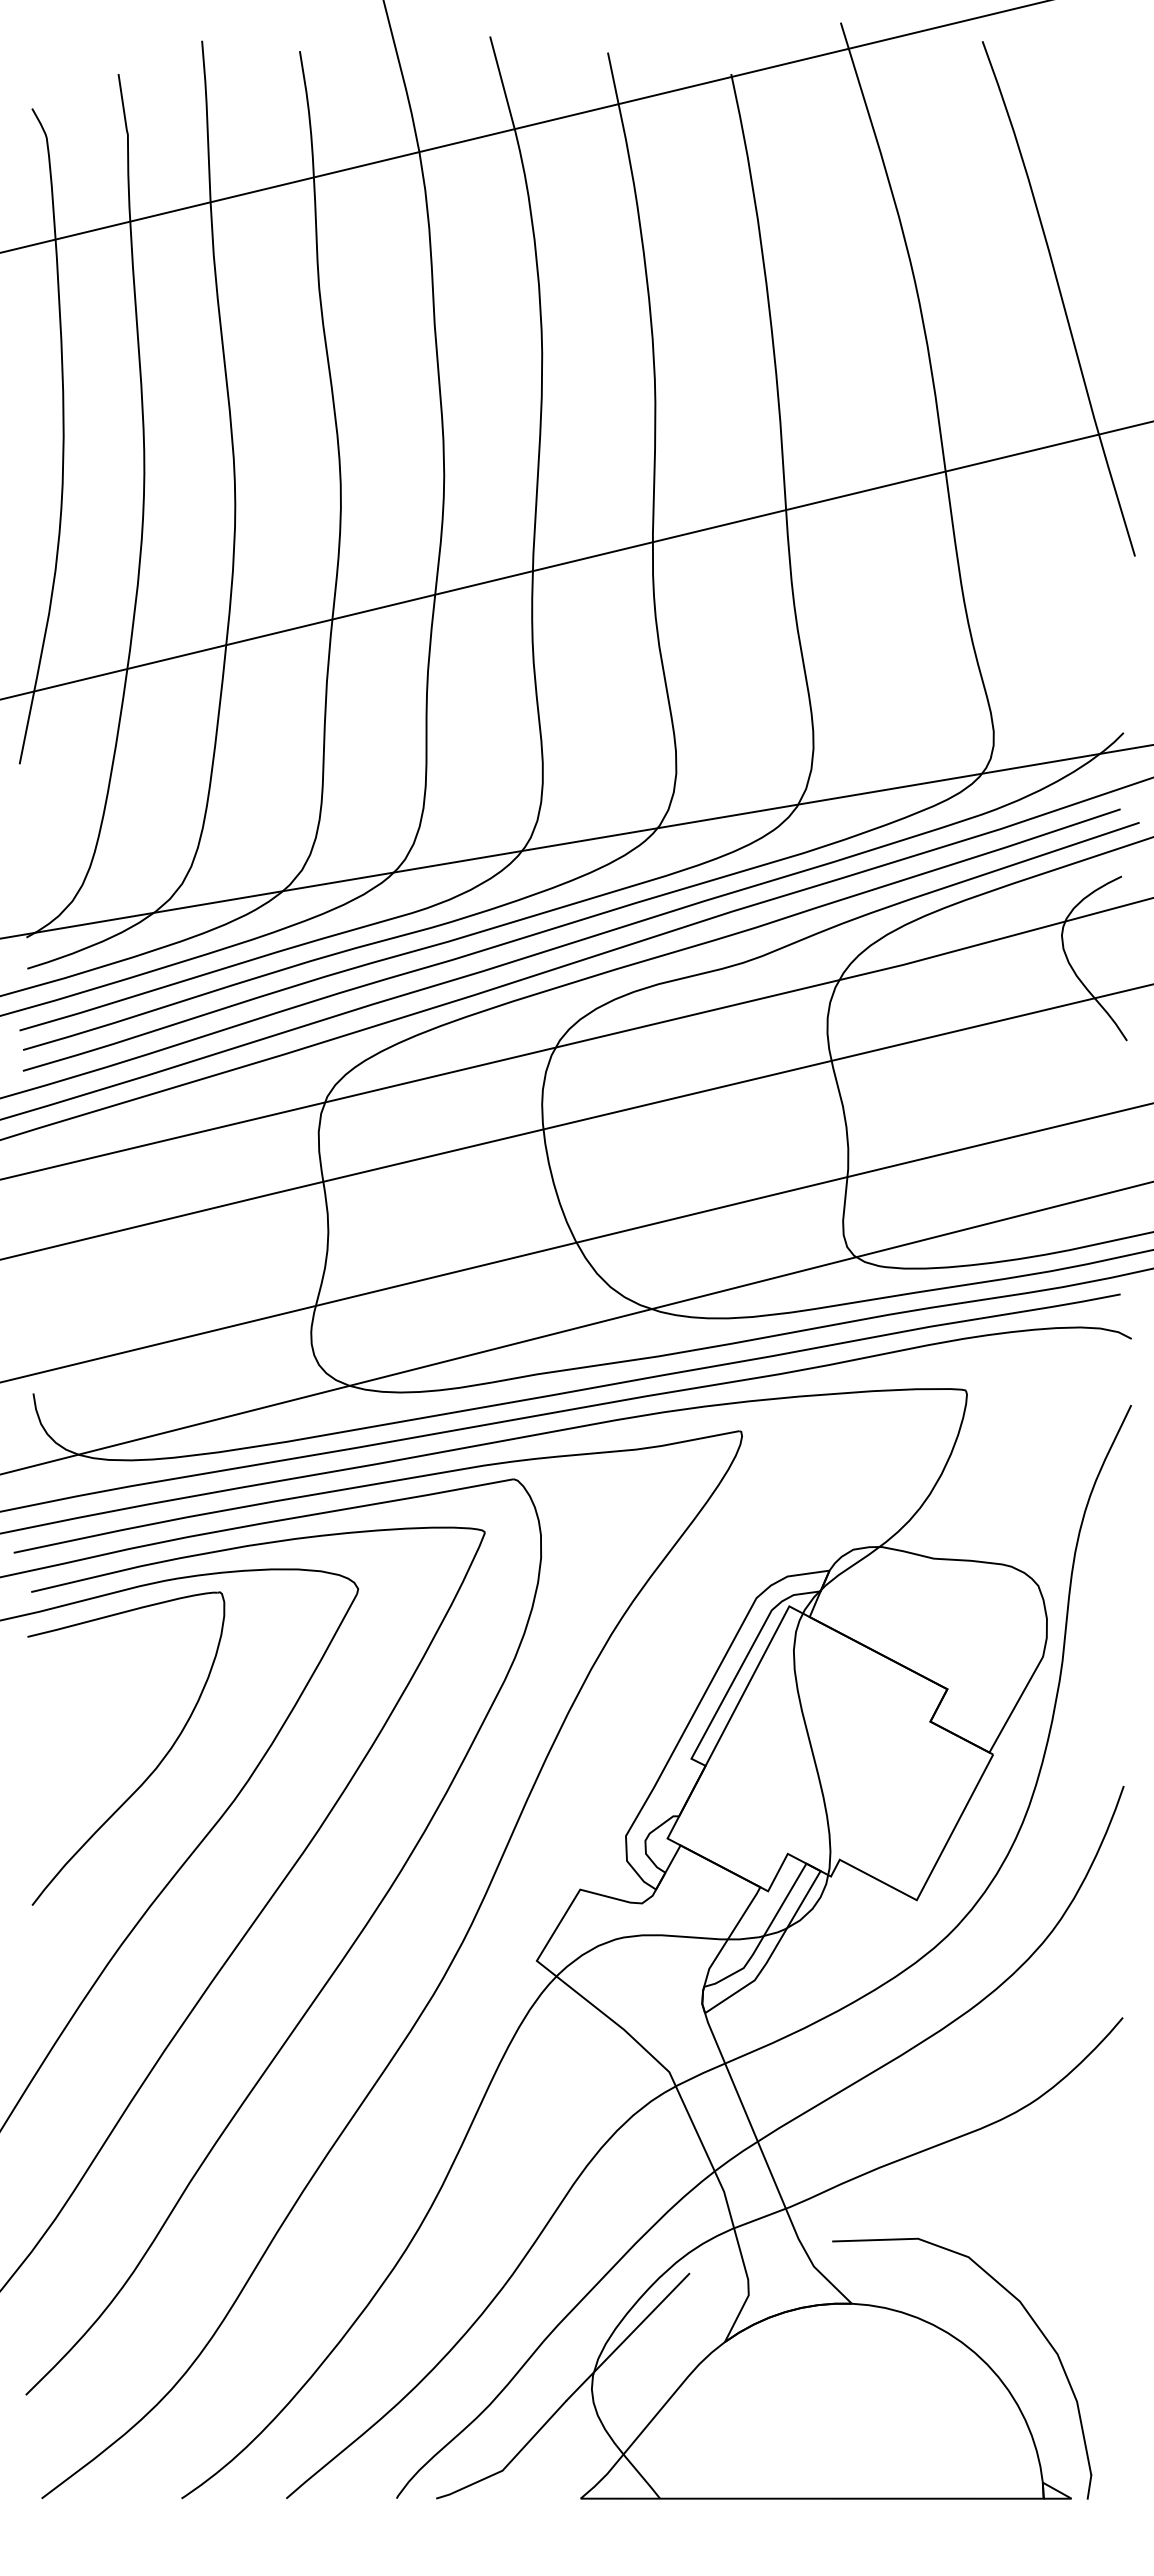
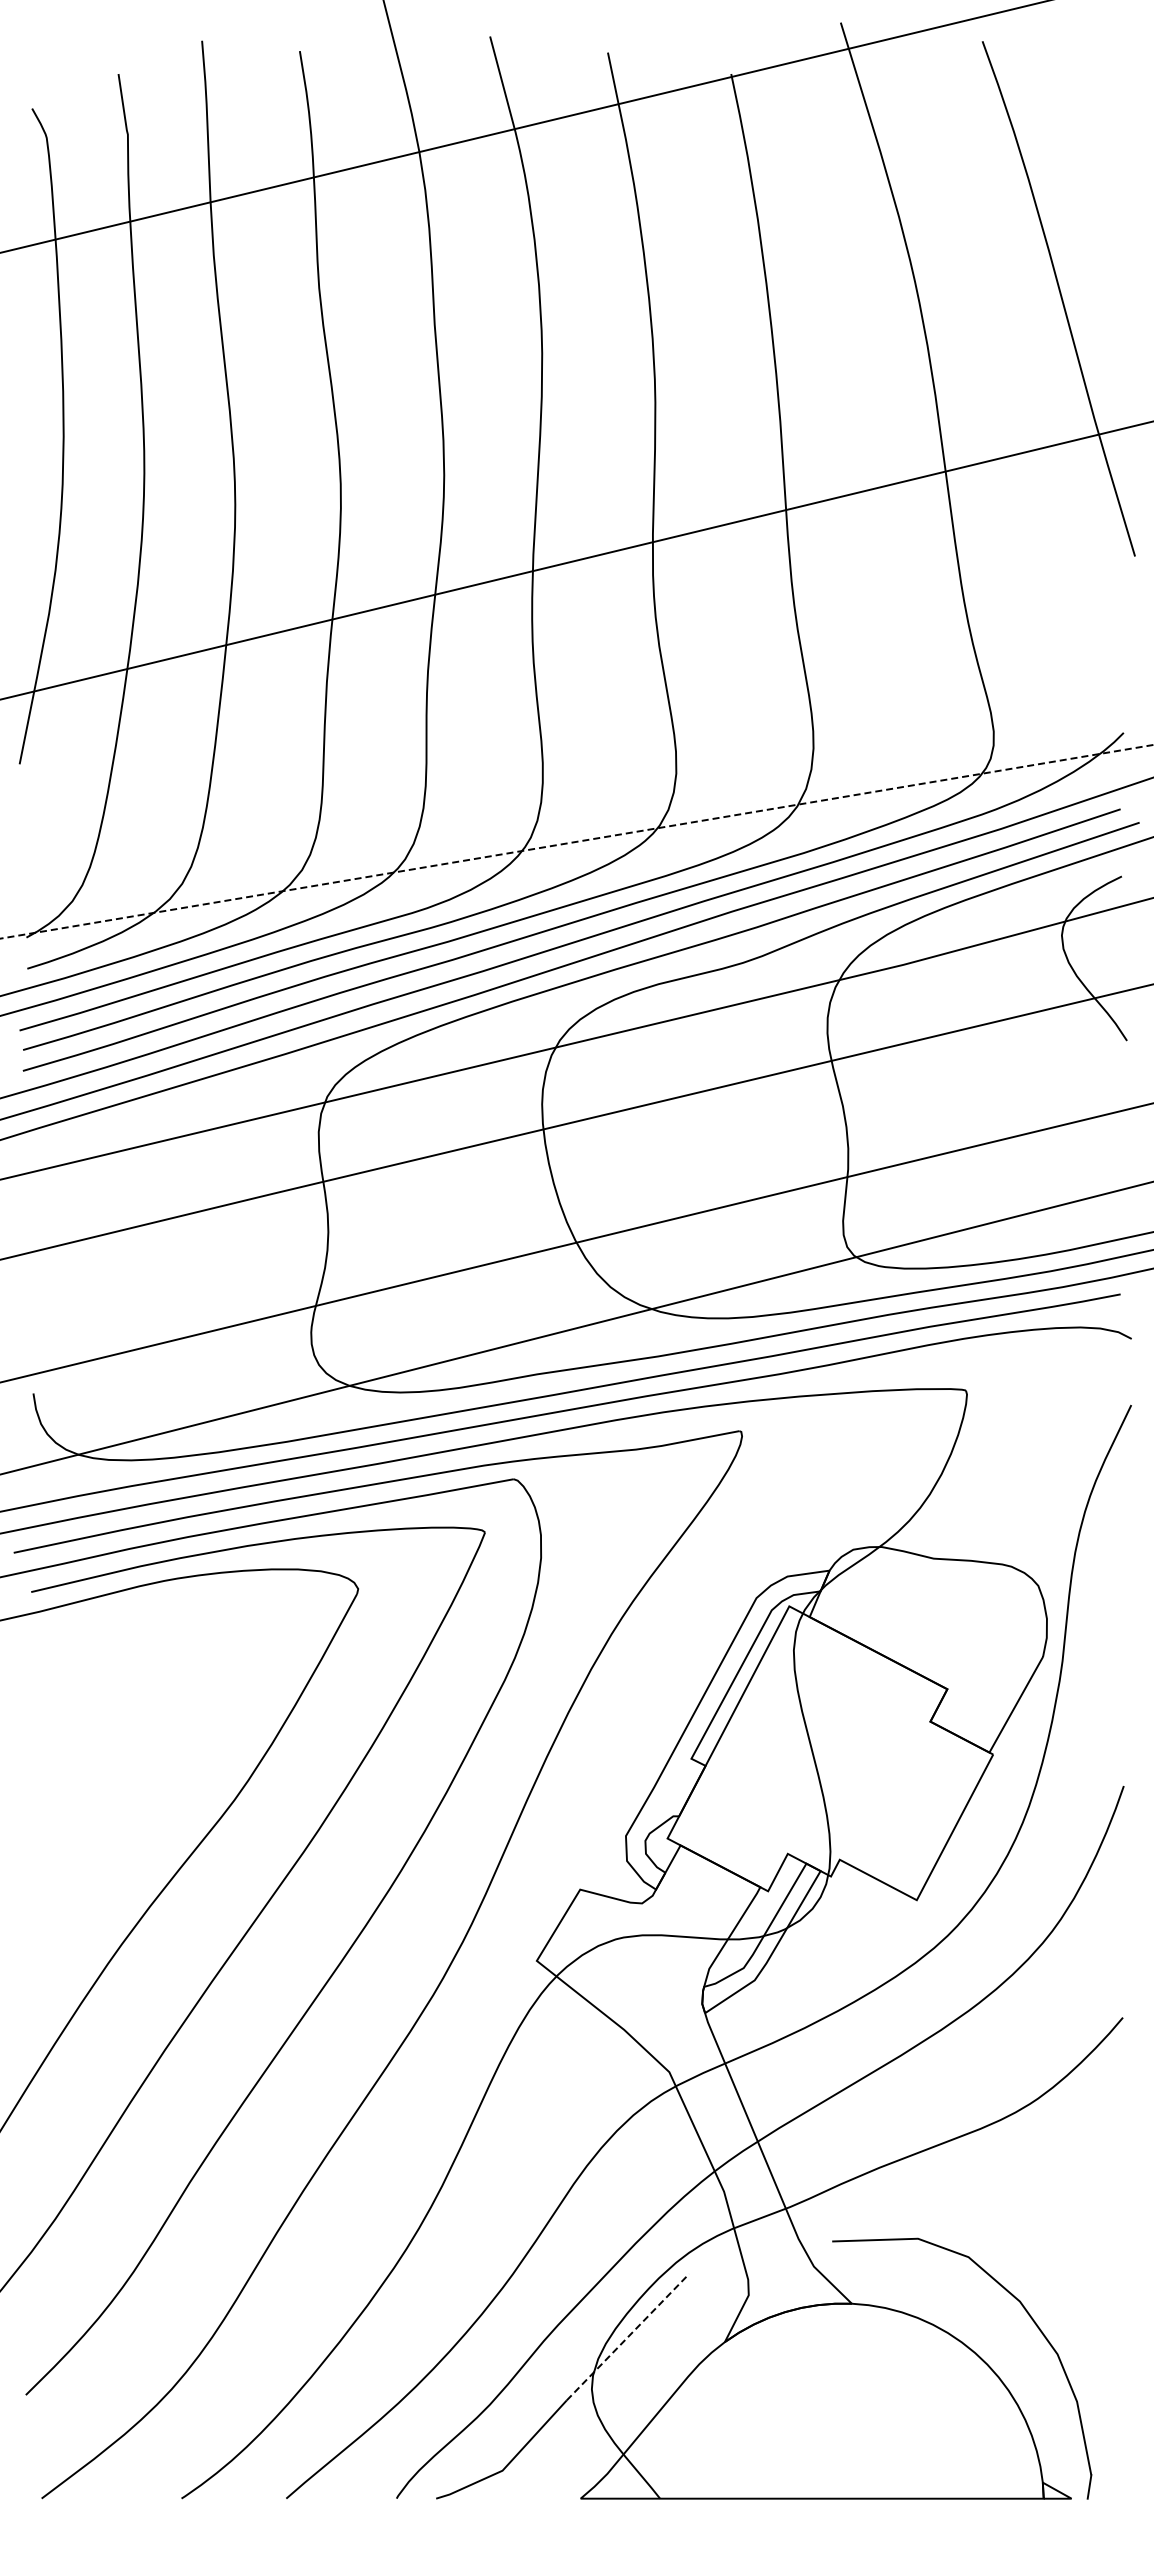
line: solid -> dashed (576, 841)
part: present -> none (154, 1768)
line: solid -> dashed (628, 2336)
